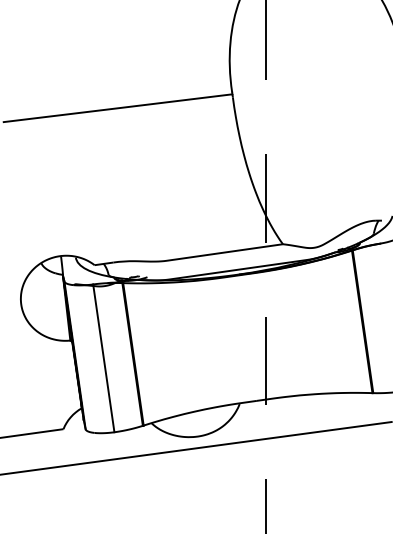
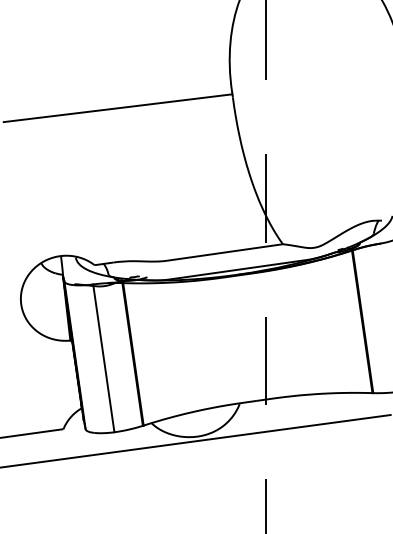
line position: (195, 448) -> (195, 441) (195, 441)
